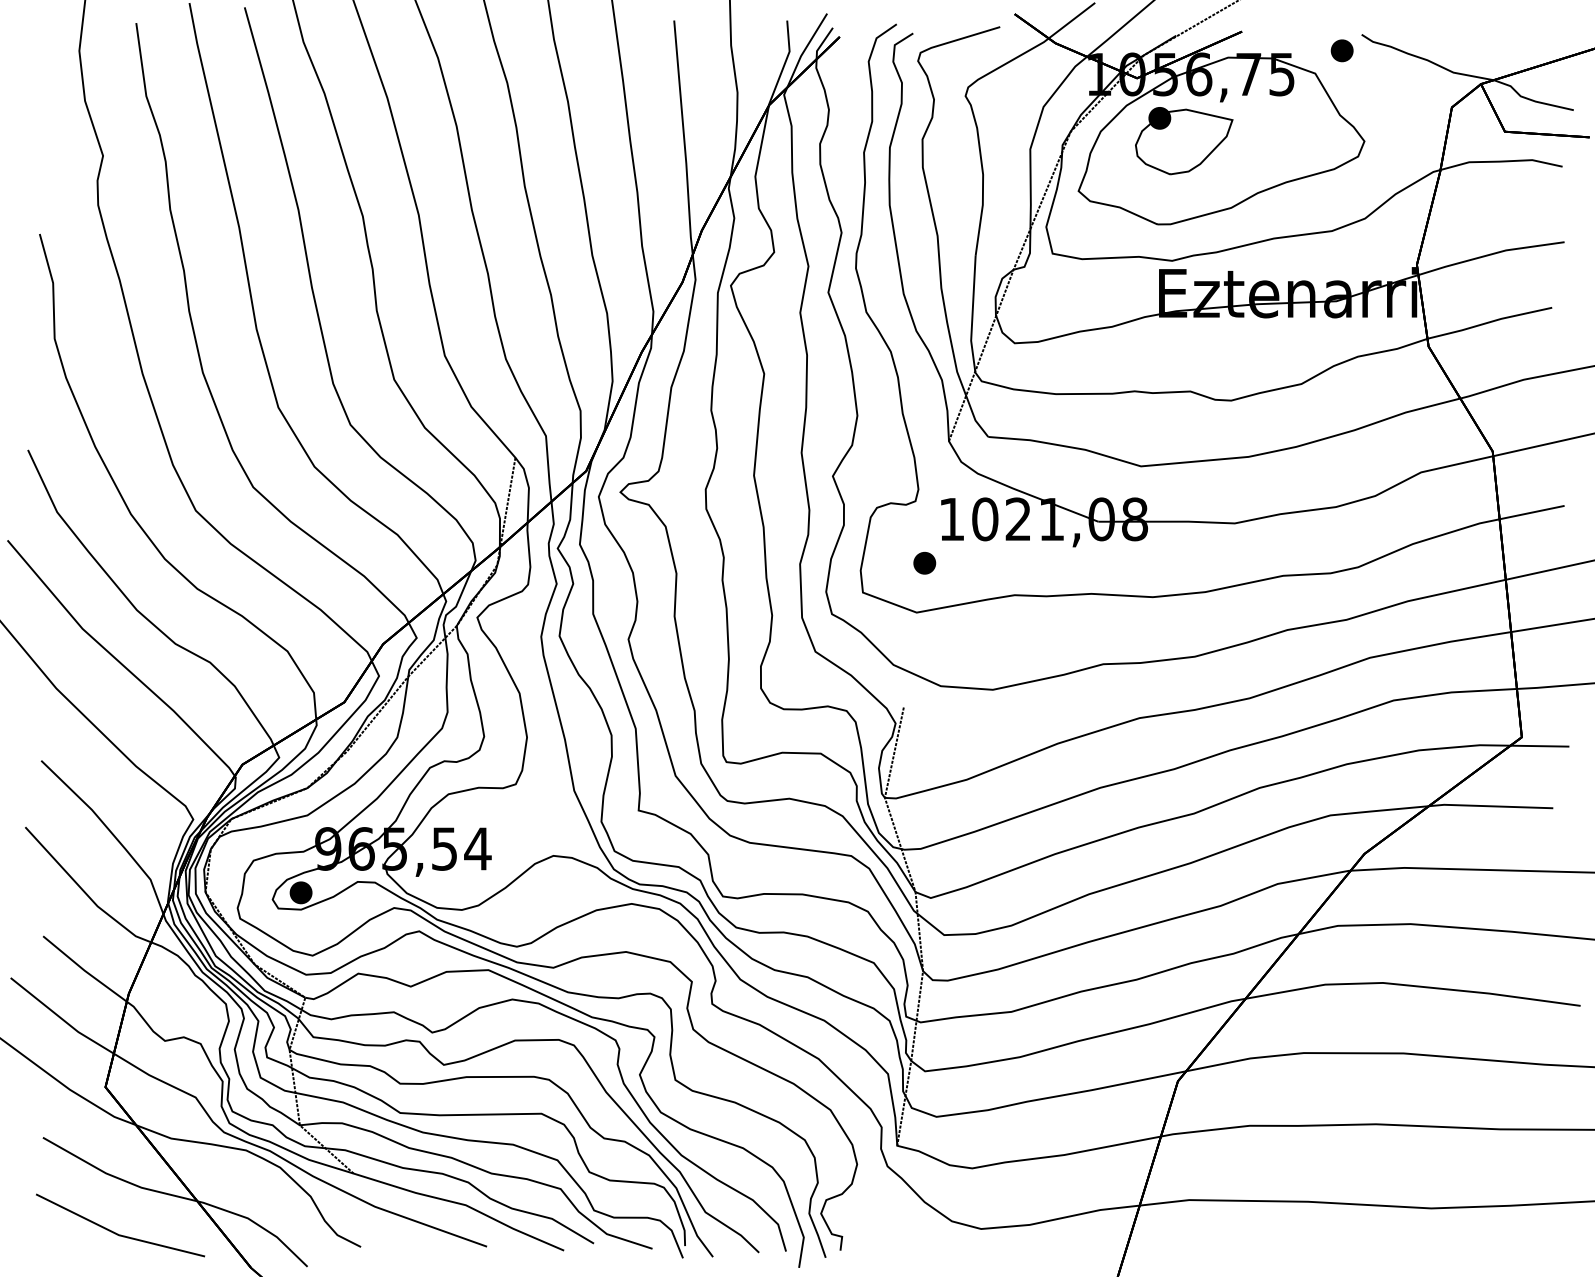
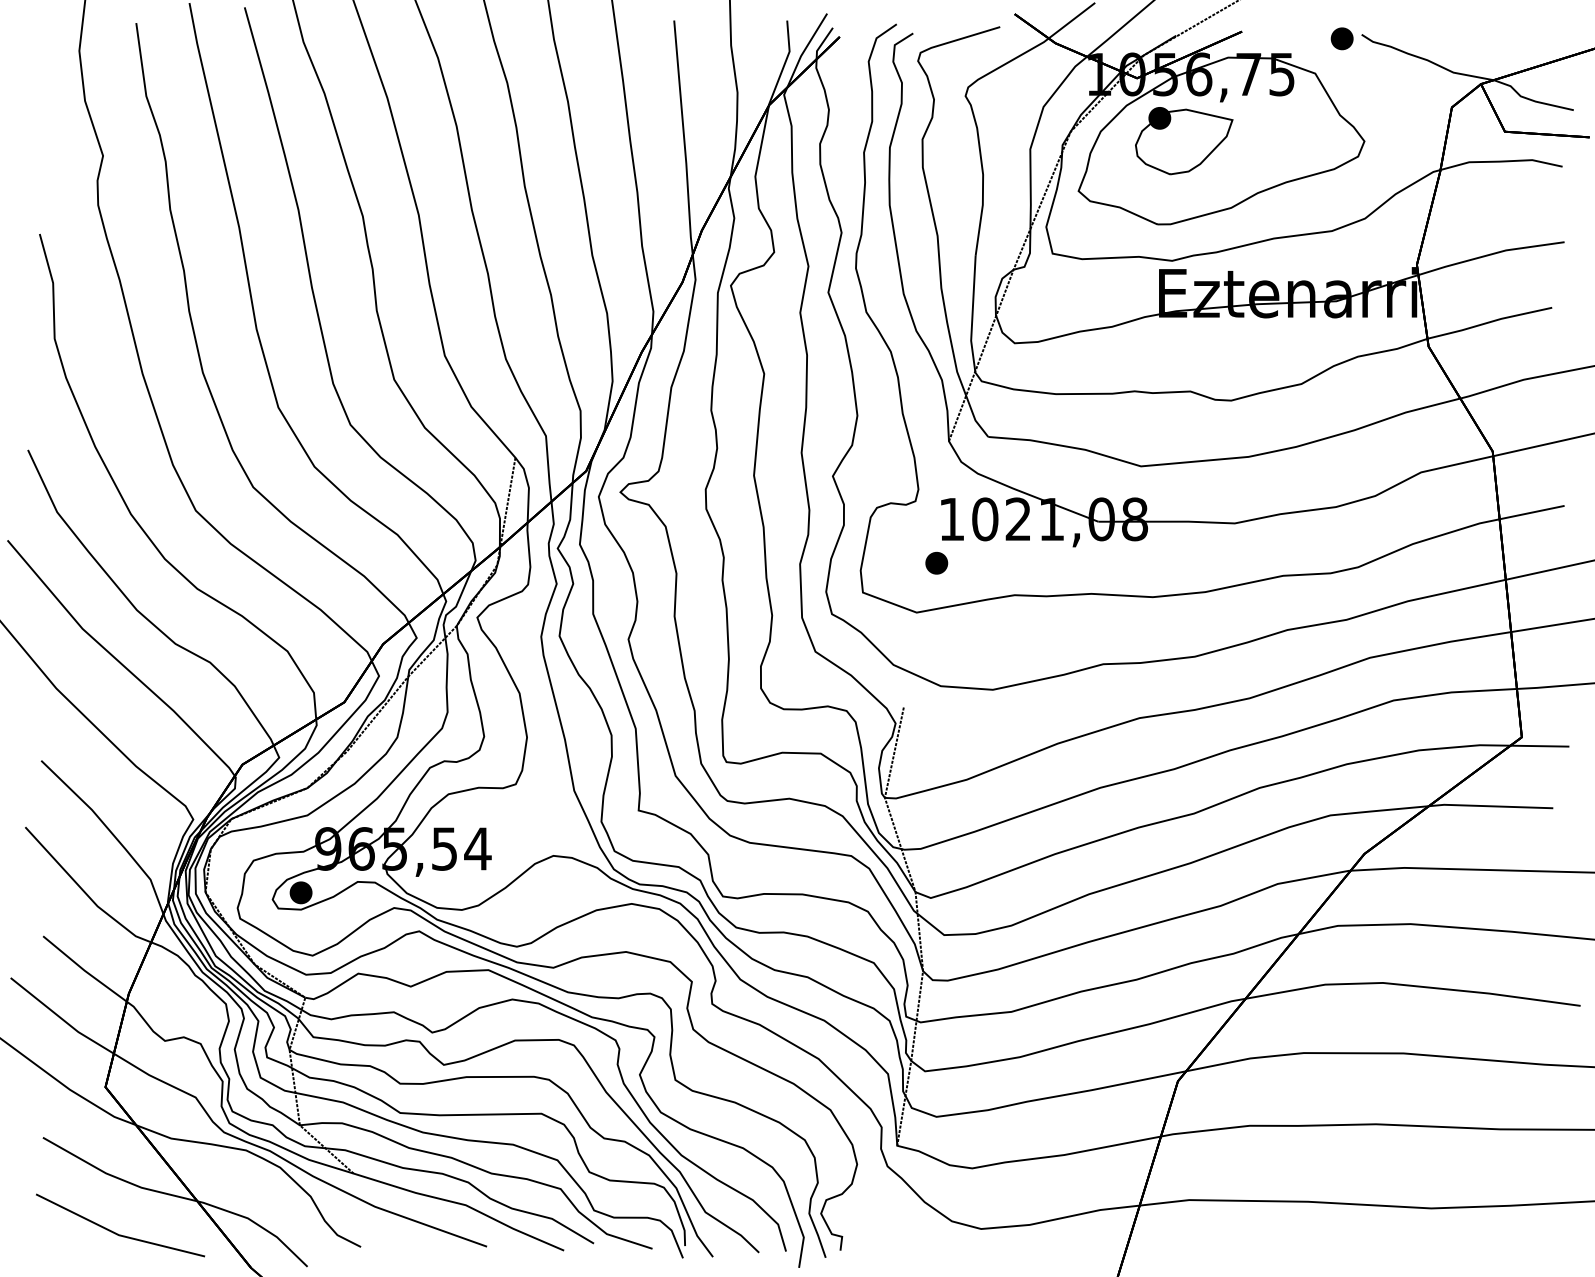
part position: (1341, 50) -> (1341, 38) (1341, 38)
part position: (924, 562) -> (936, 562) (936, 562)
